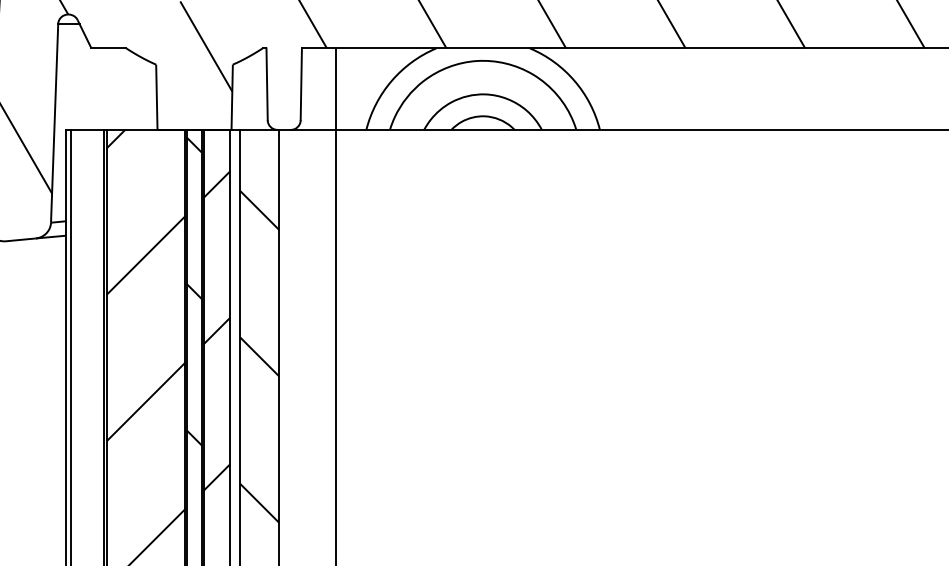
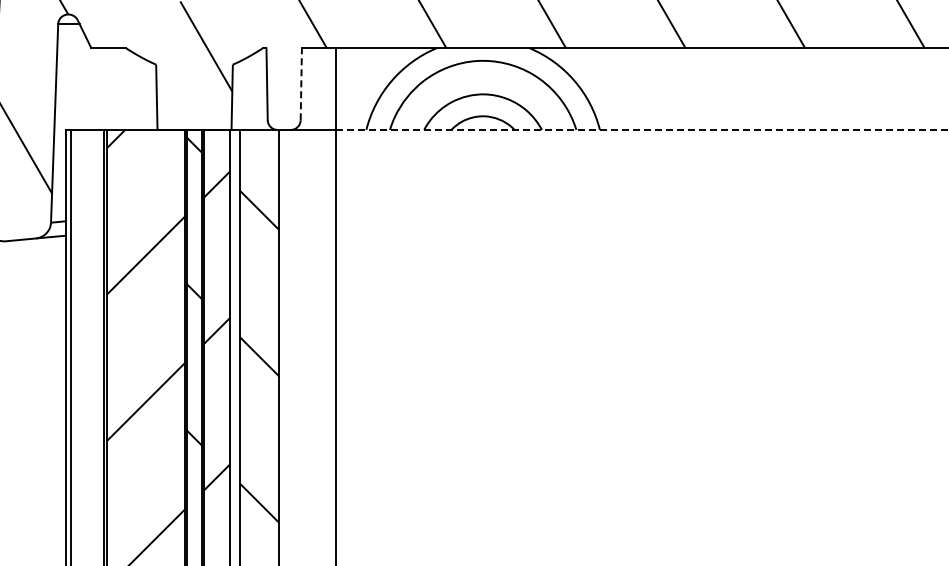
line: solid -> dashed (301, 84)
line: solid -> dashed (642, 129)
